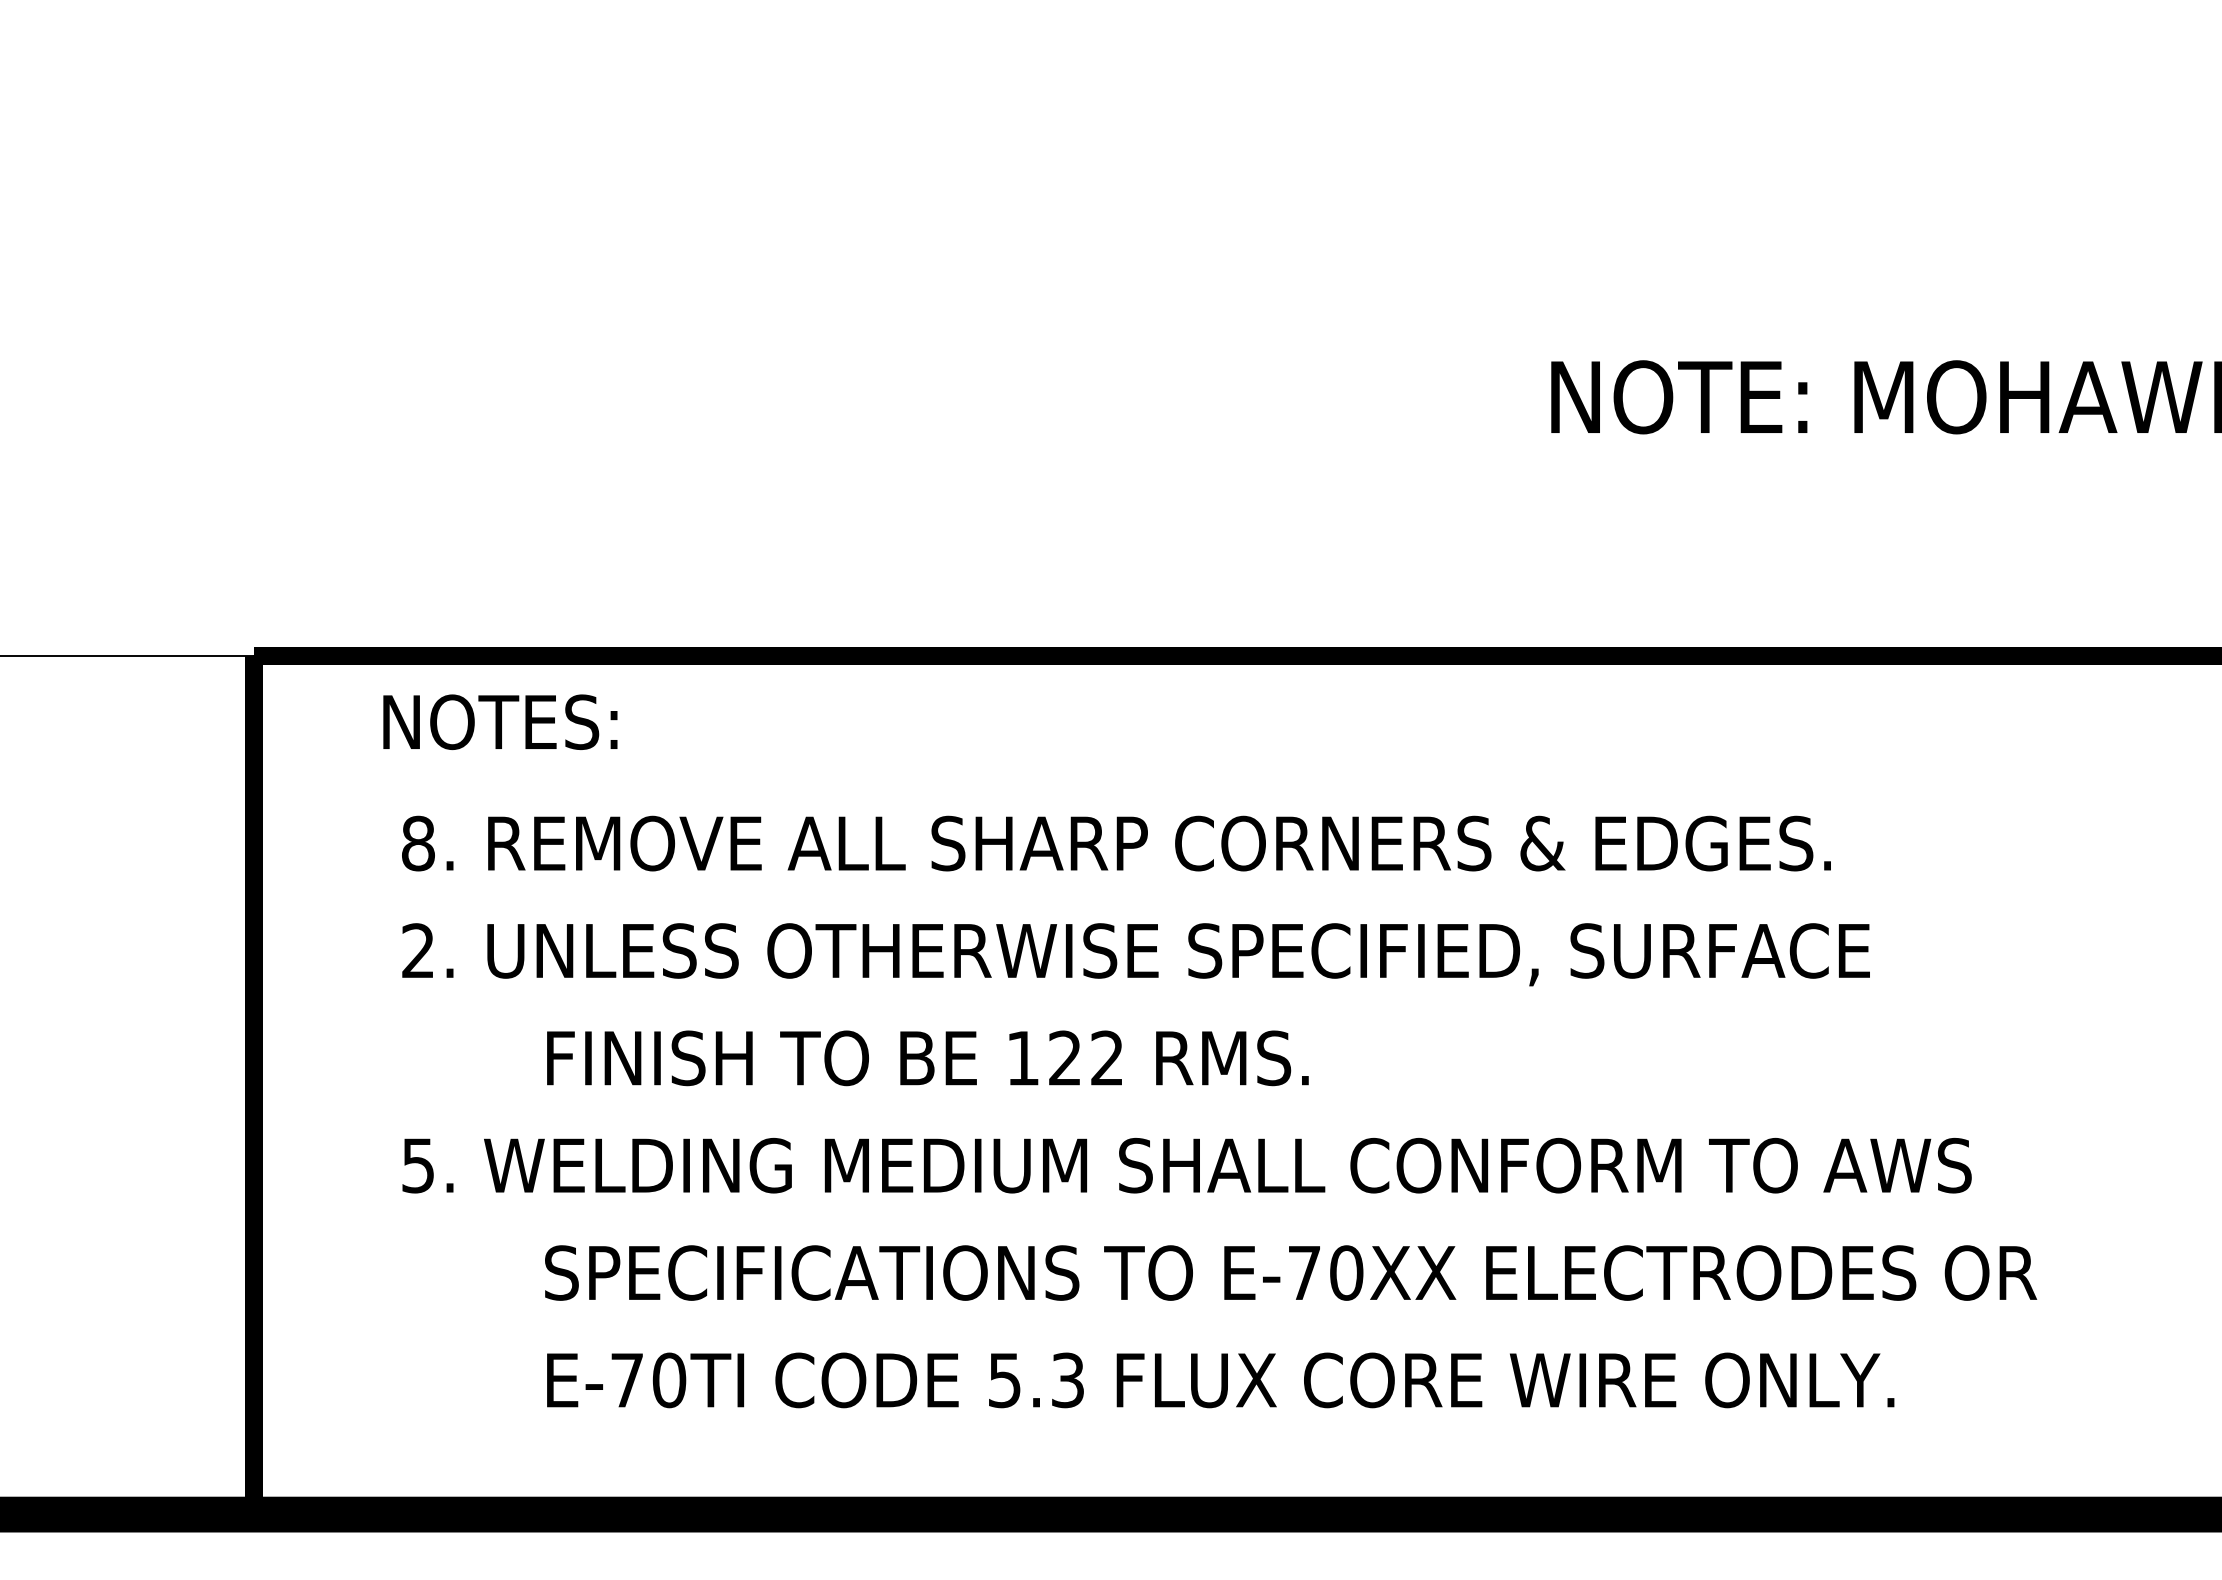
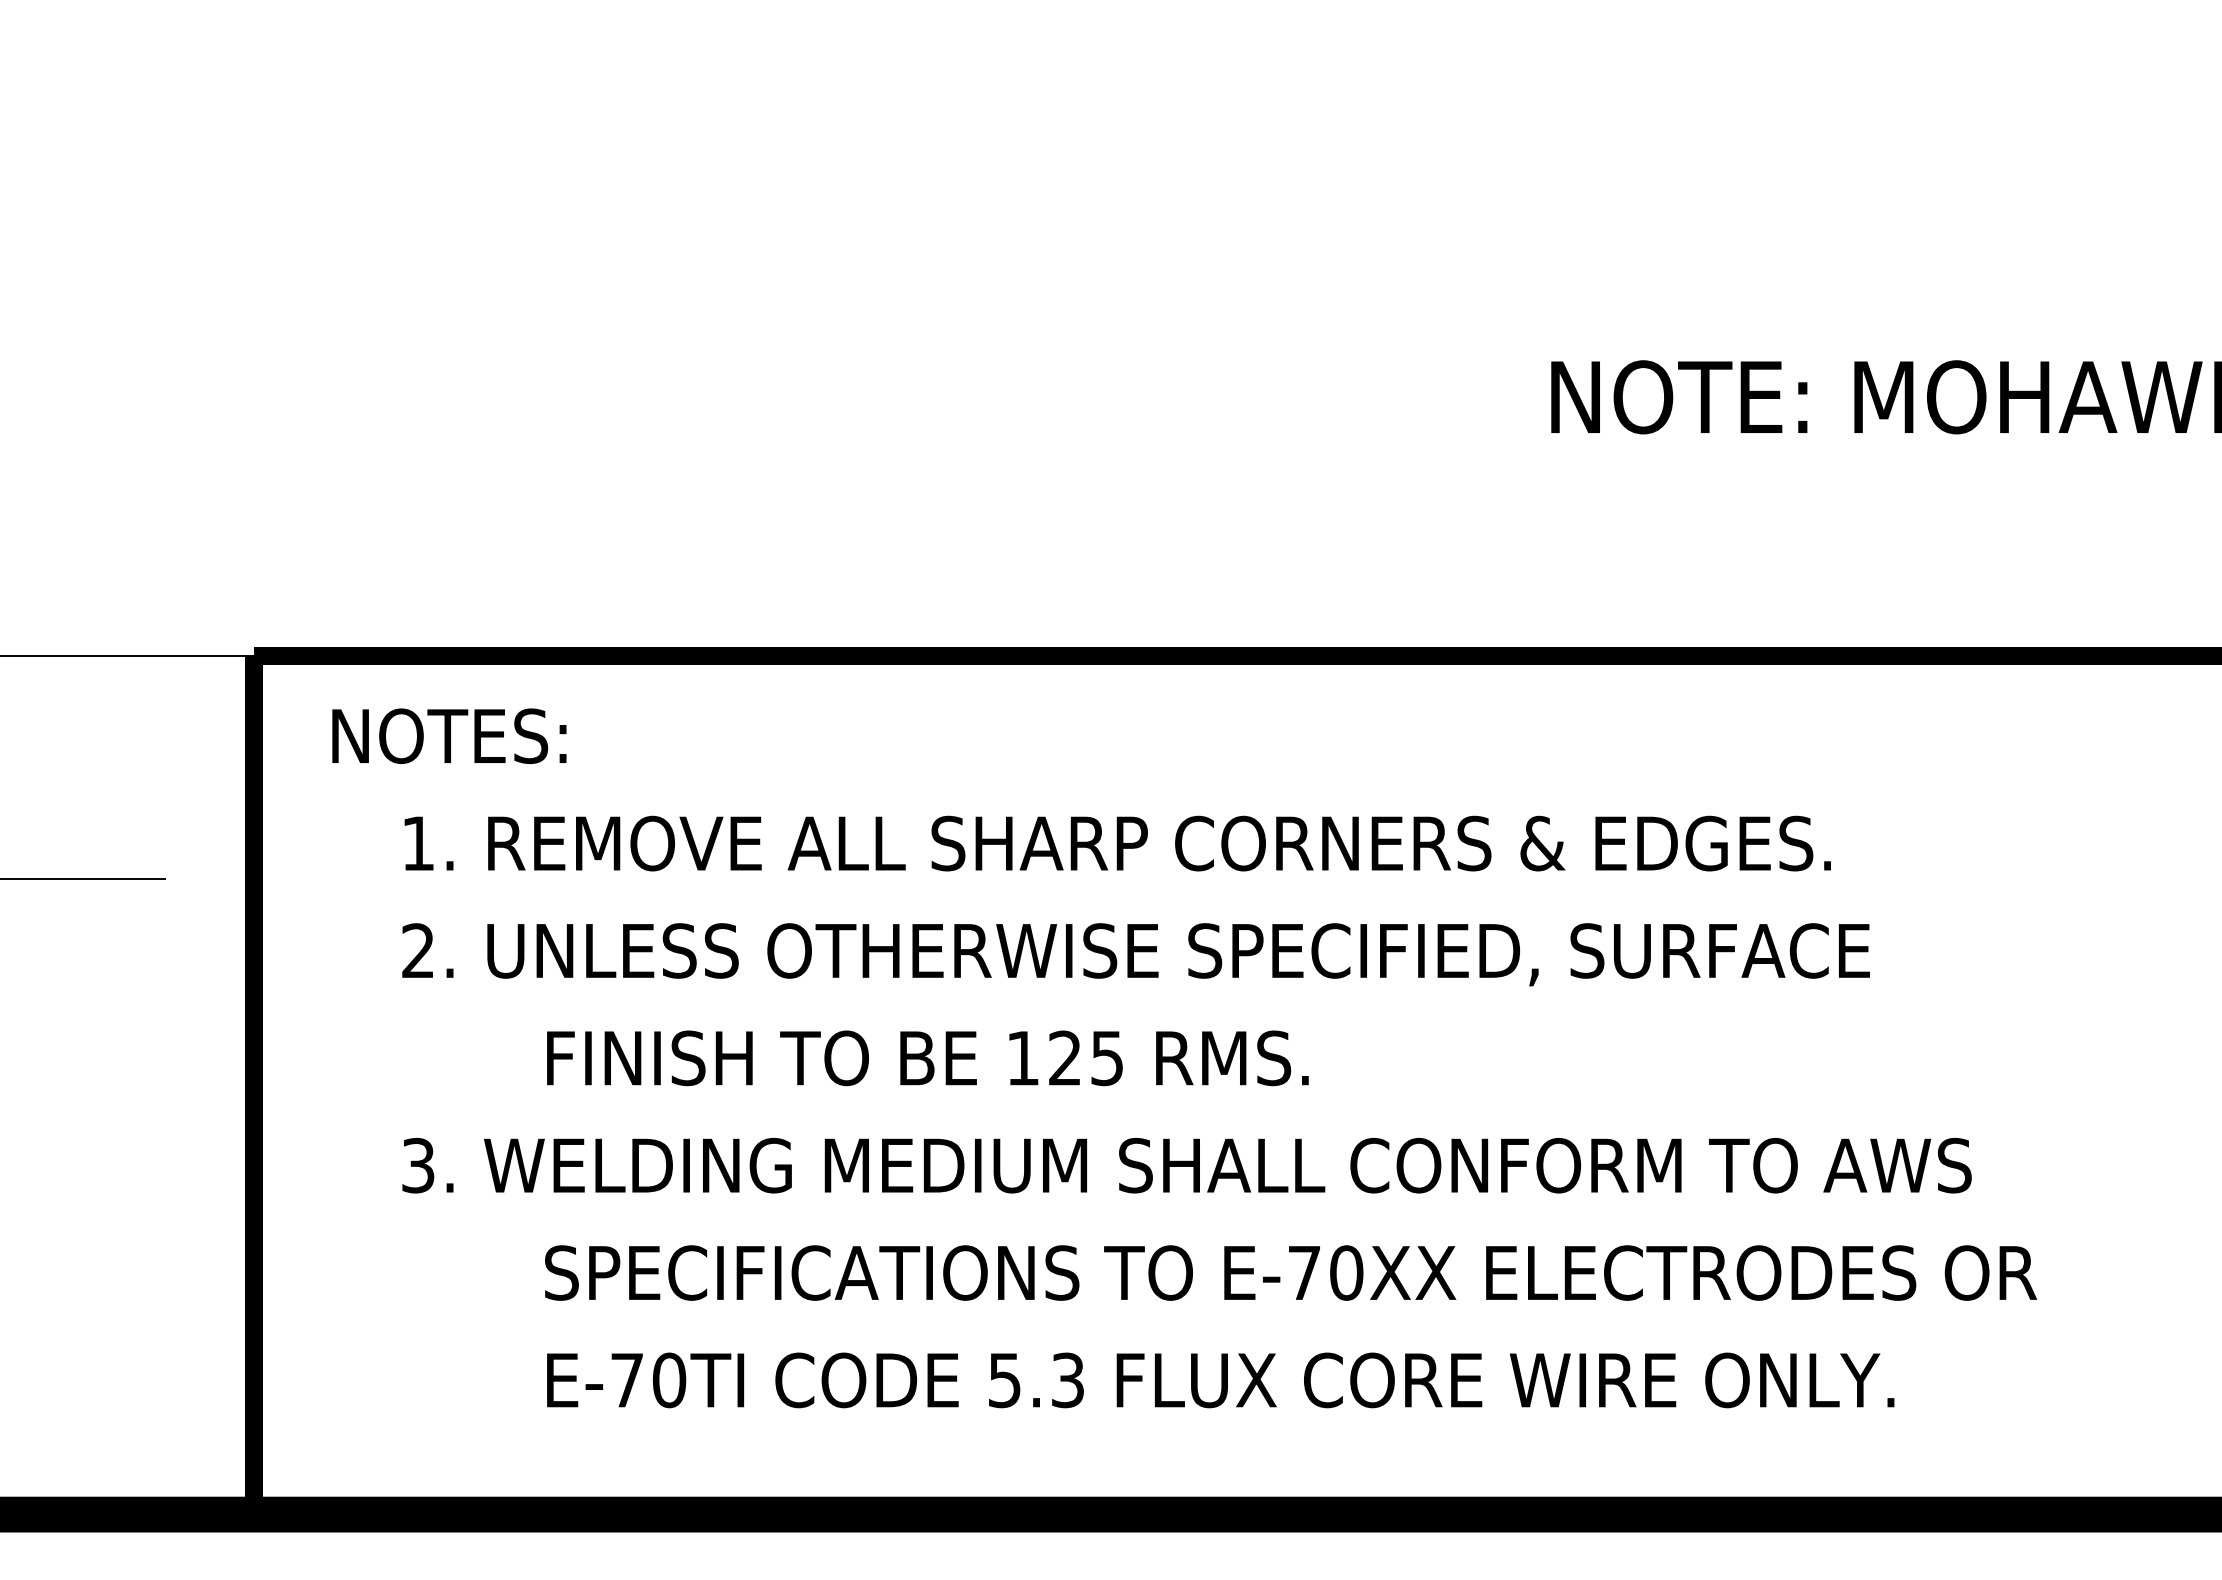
text position: (500, 721) -> (449, 735) (449, 735)
text: 8. -> 1. (418, 843)
line: none -> present (83, 879)
text: 122 -> 125 (1106, 1058)
text: 5. -> 3. (418, 1164)
